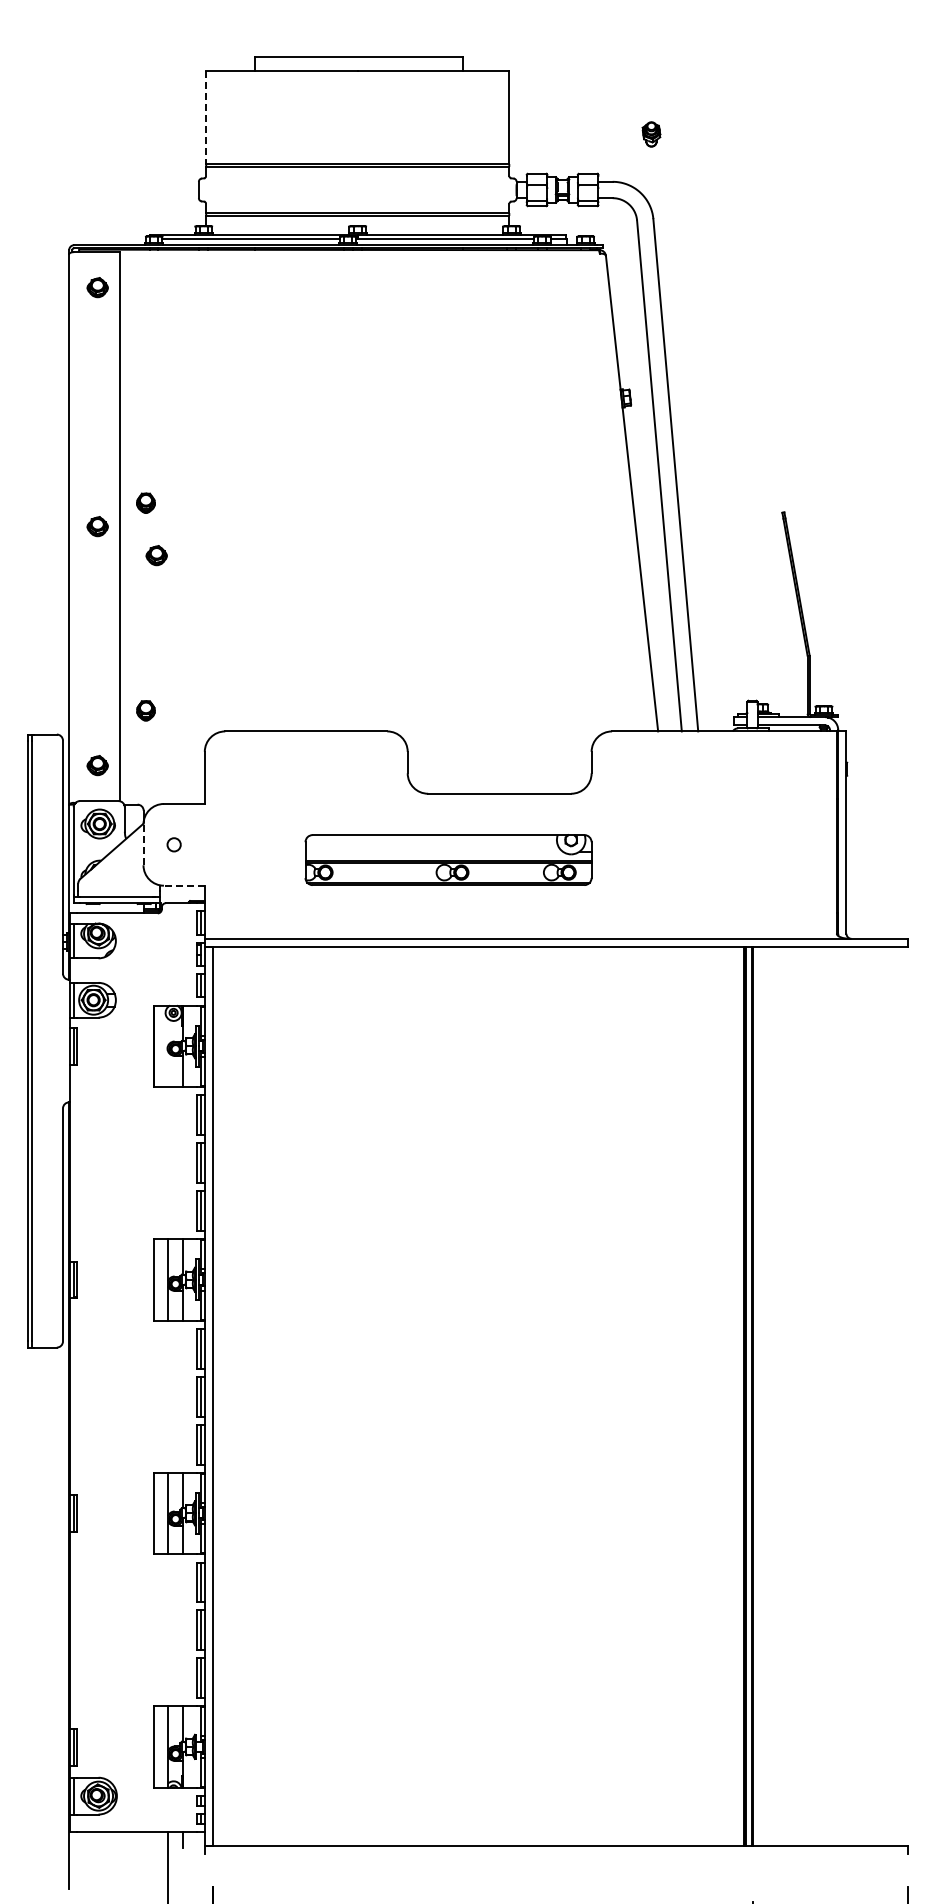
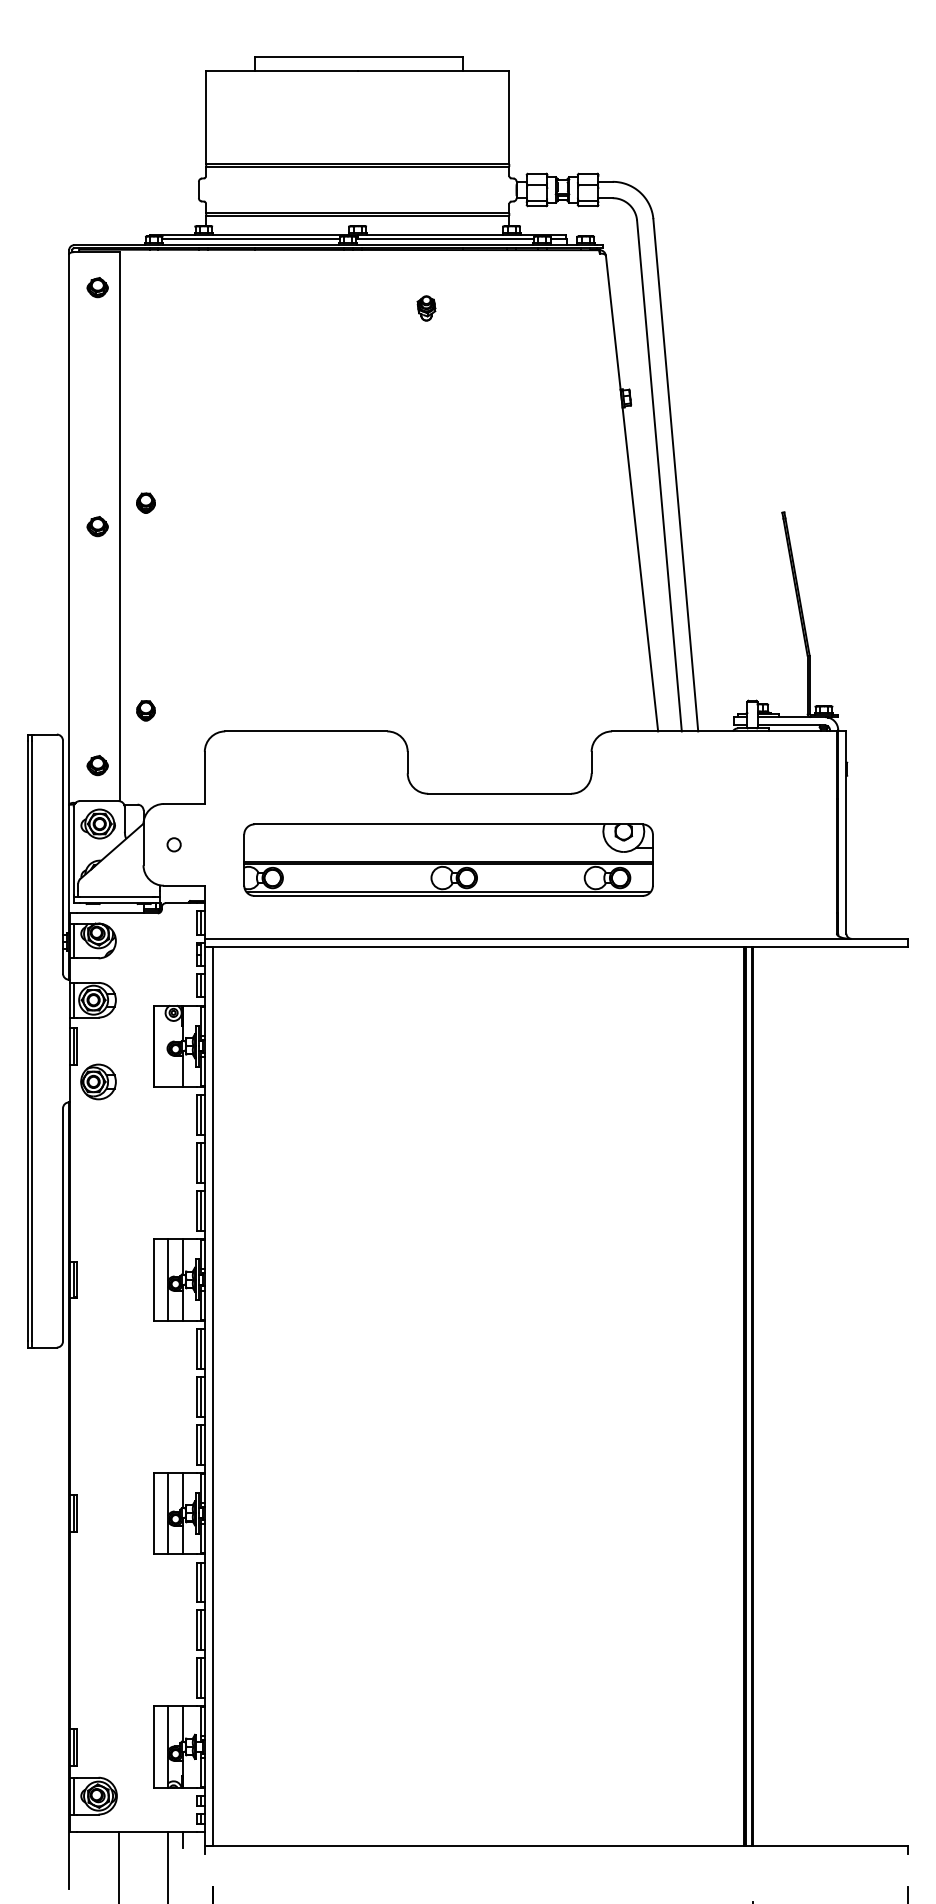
line: dashed -> solid (206, 118)
part position: (651, 134) -> (426, 308) (426, 308)
part: present -> none (156, 555)
line: dashed -> solid (143, 844)
part size: 289x52 px -> 411x74 px (448, 859)
line: dashed -> solid (183, 885)
part: none -> present (98, 1081)
line: none -> present (118, 1865)
